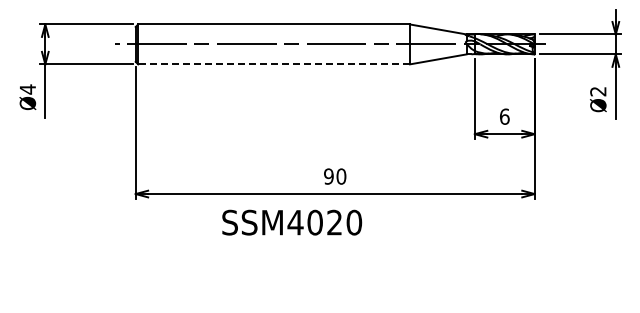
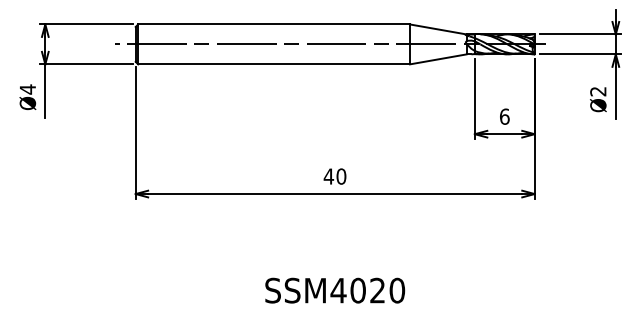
line: dashed -> solid (274, 64)
text: 90 -> 40 (328, 176)
text position: (292, 222) -> (335, 290) (335, 290)
